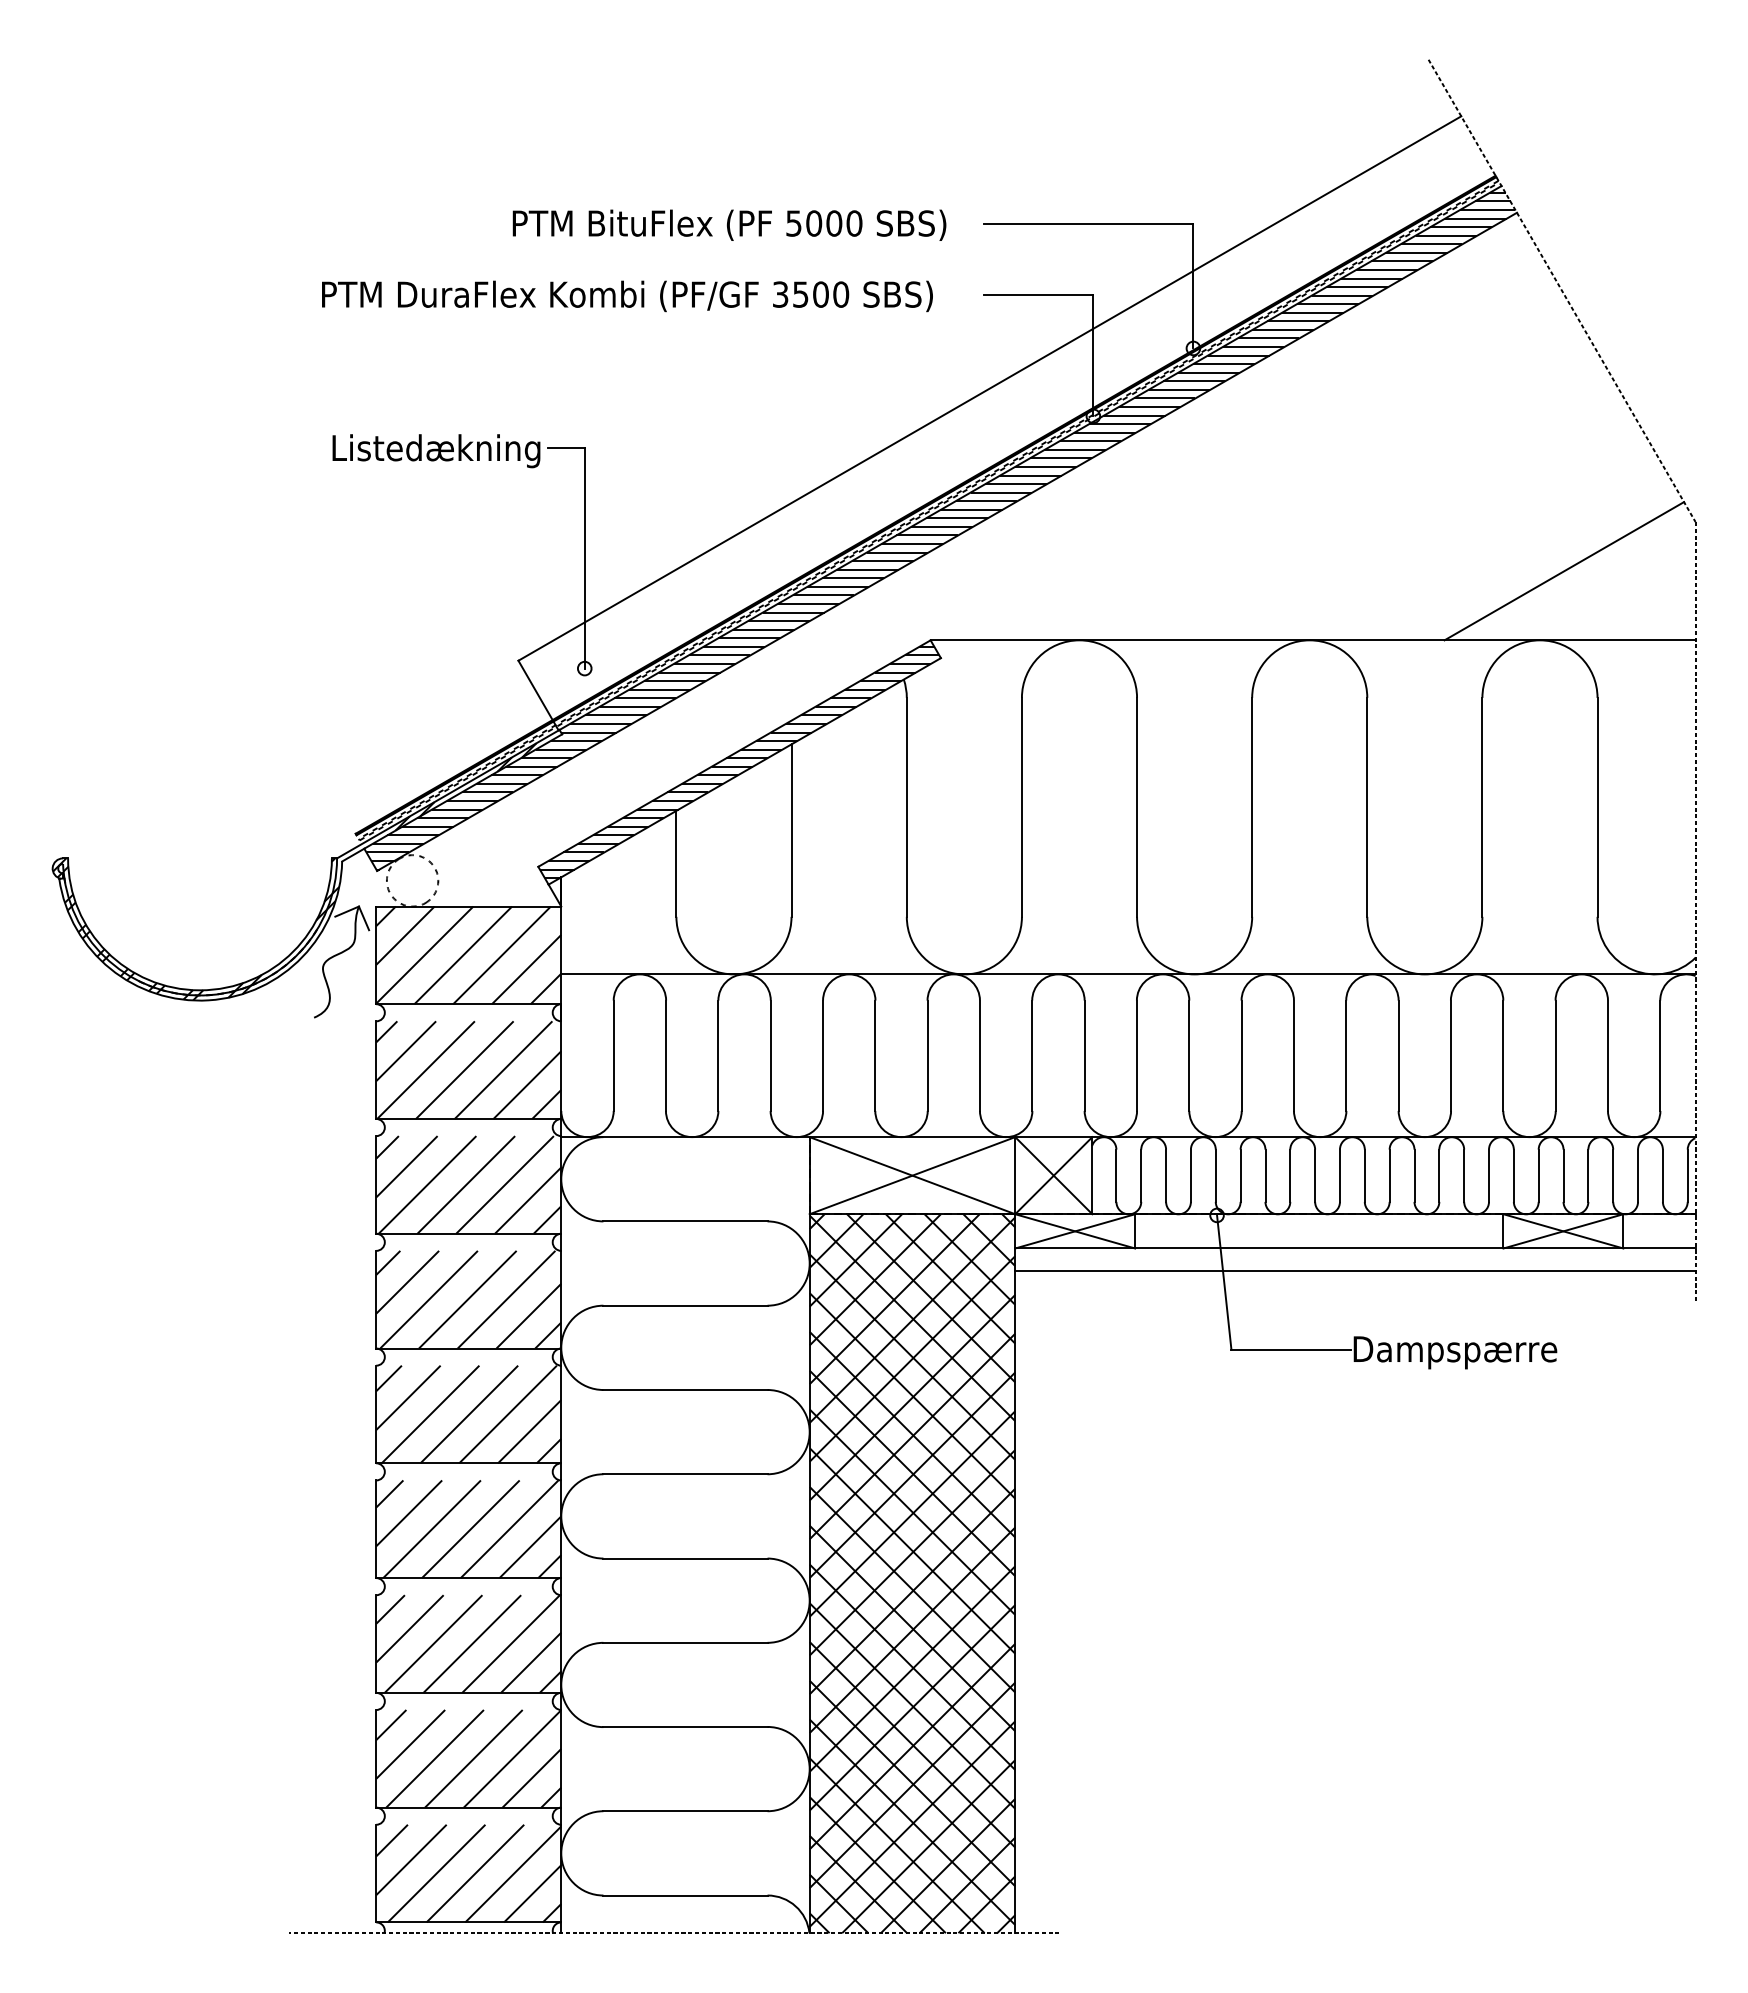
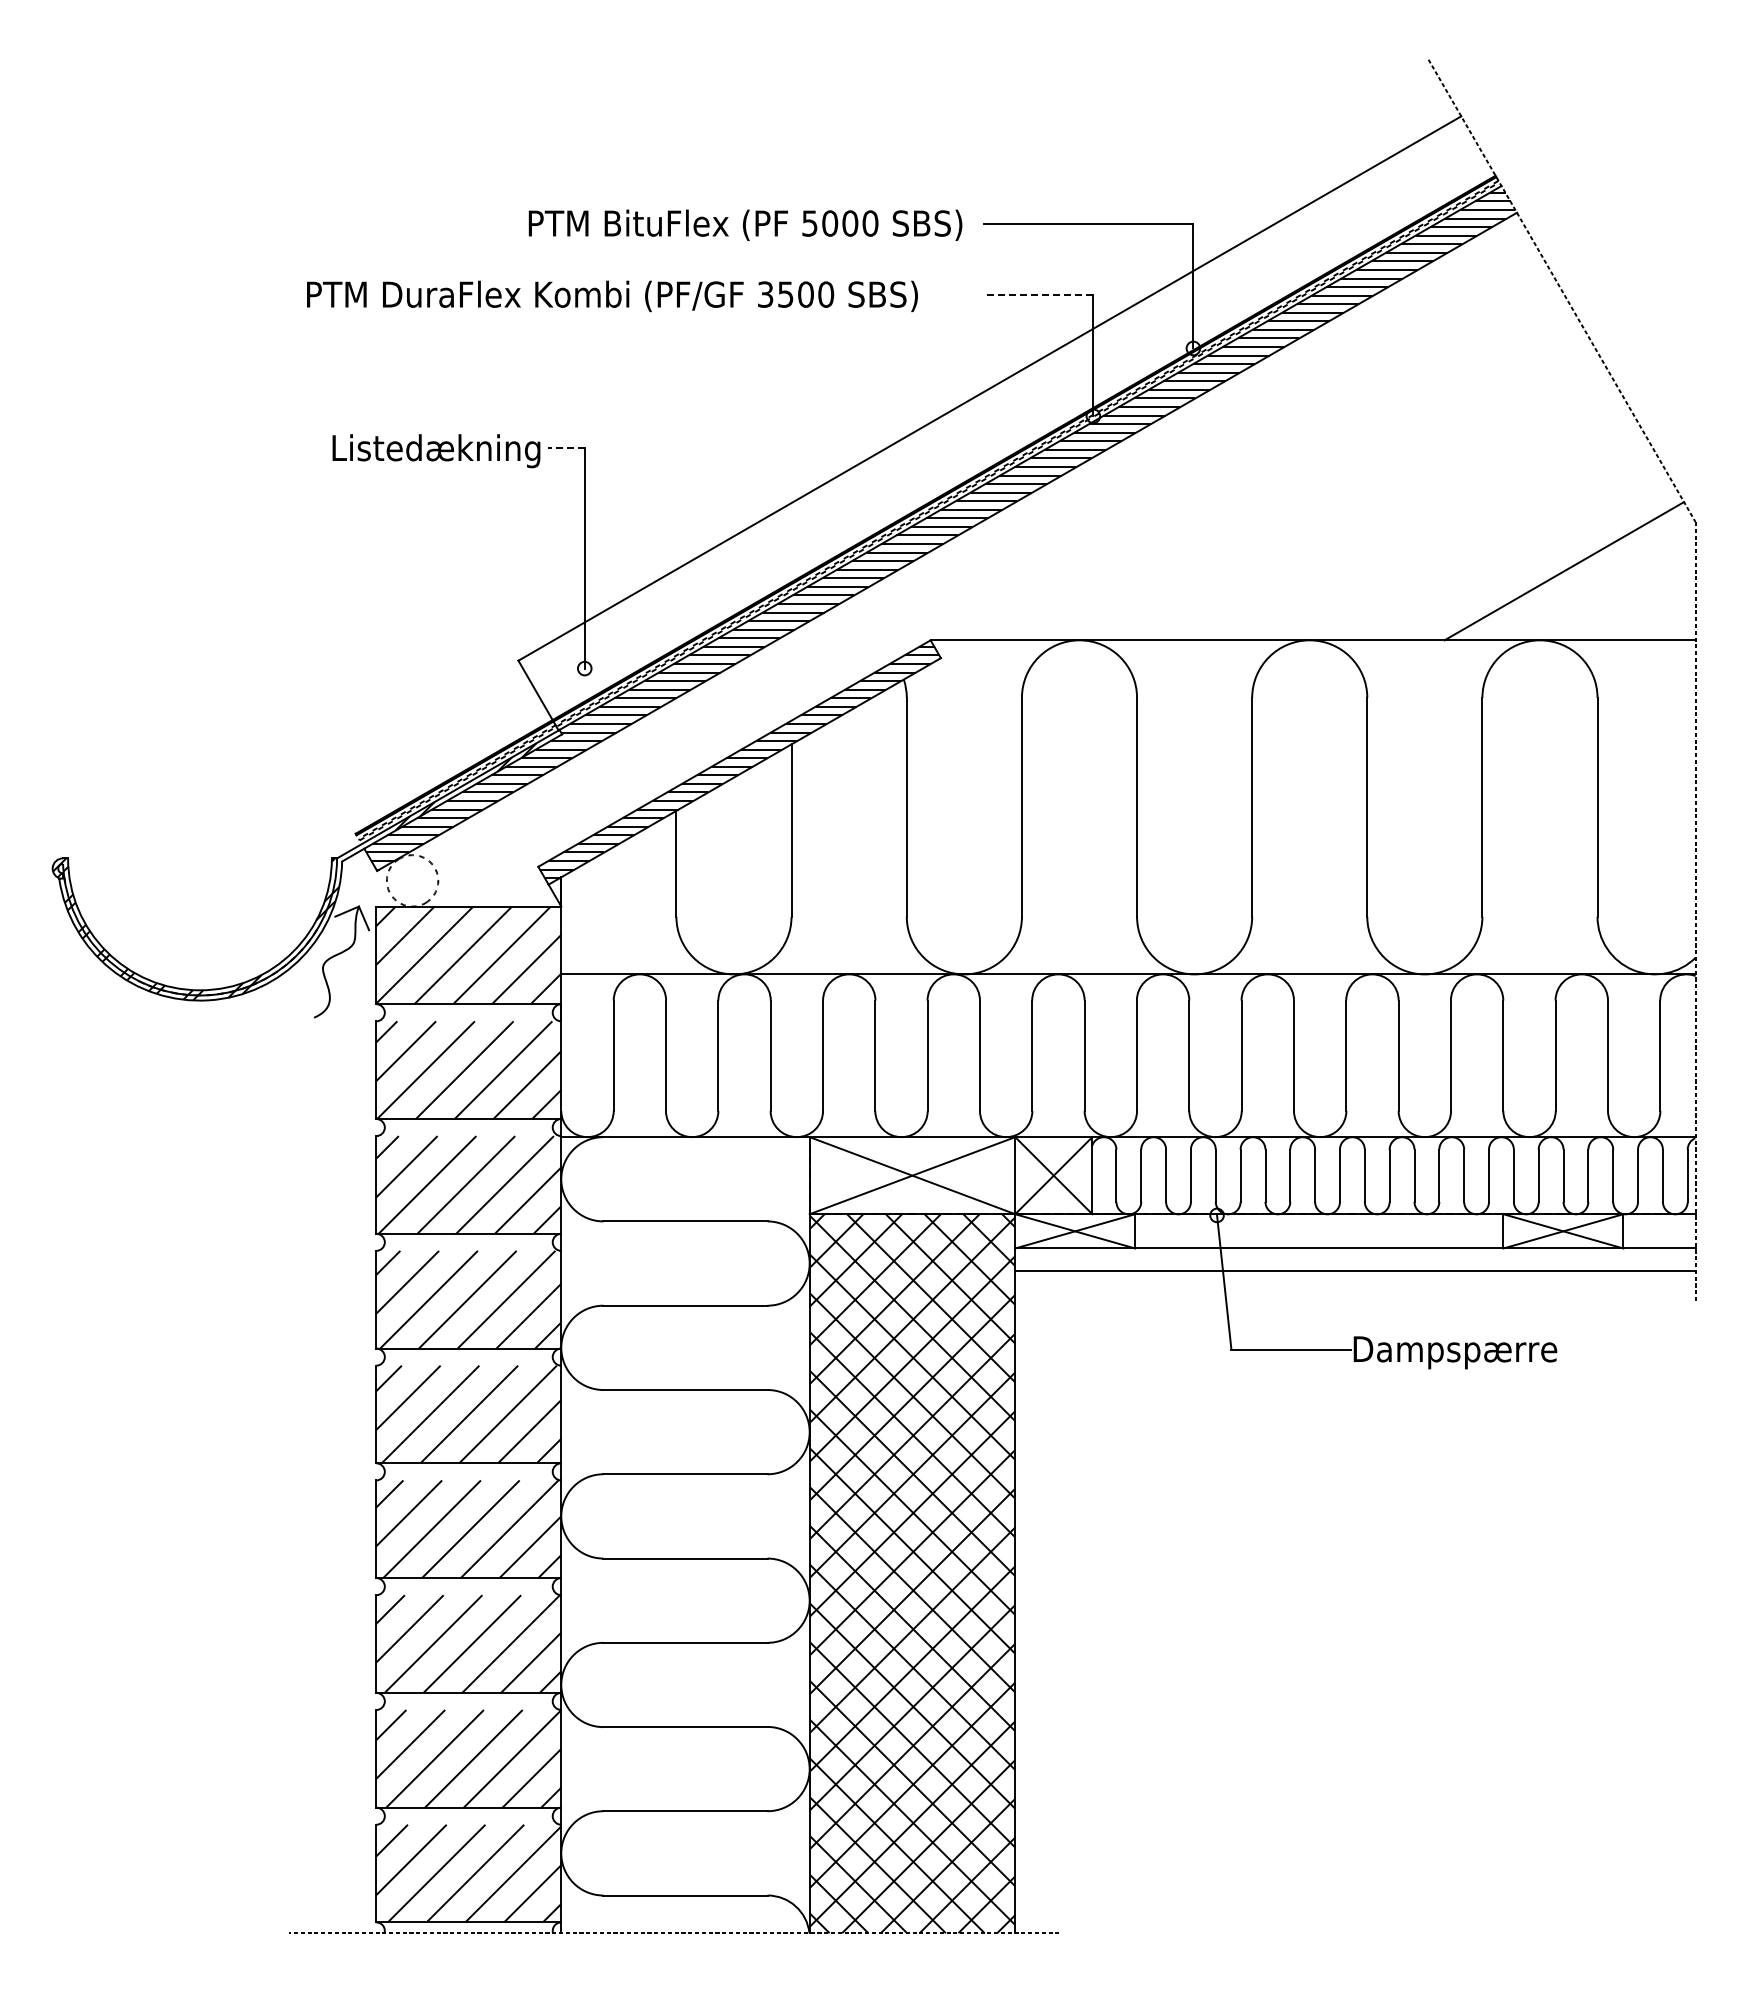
text position: (729, 224) -> (745, 224) (745, 224)
line: solid -> dashed (1038, 294)
text position: (627, 296) -> (612, 296) (612, 296)
line: solid -> dashed (566, 448)
